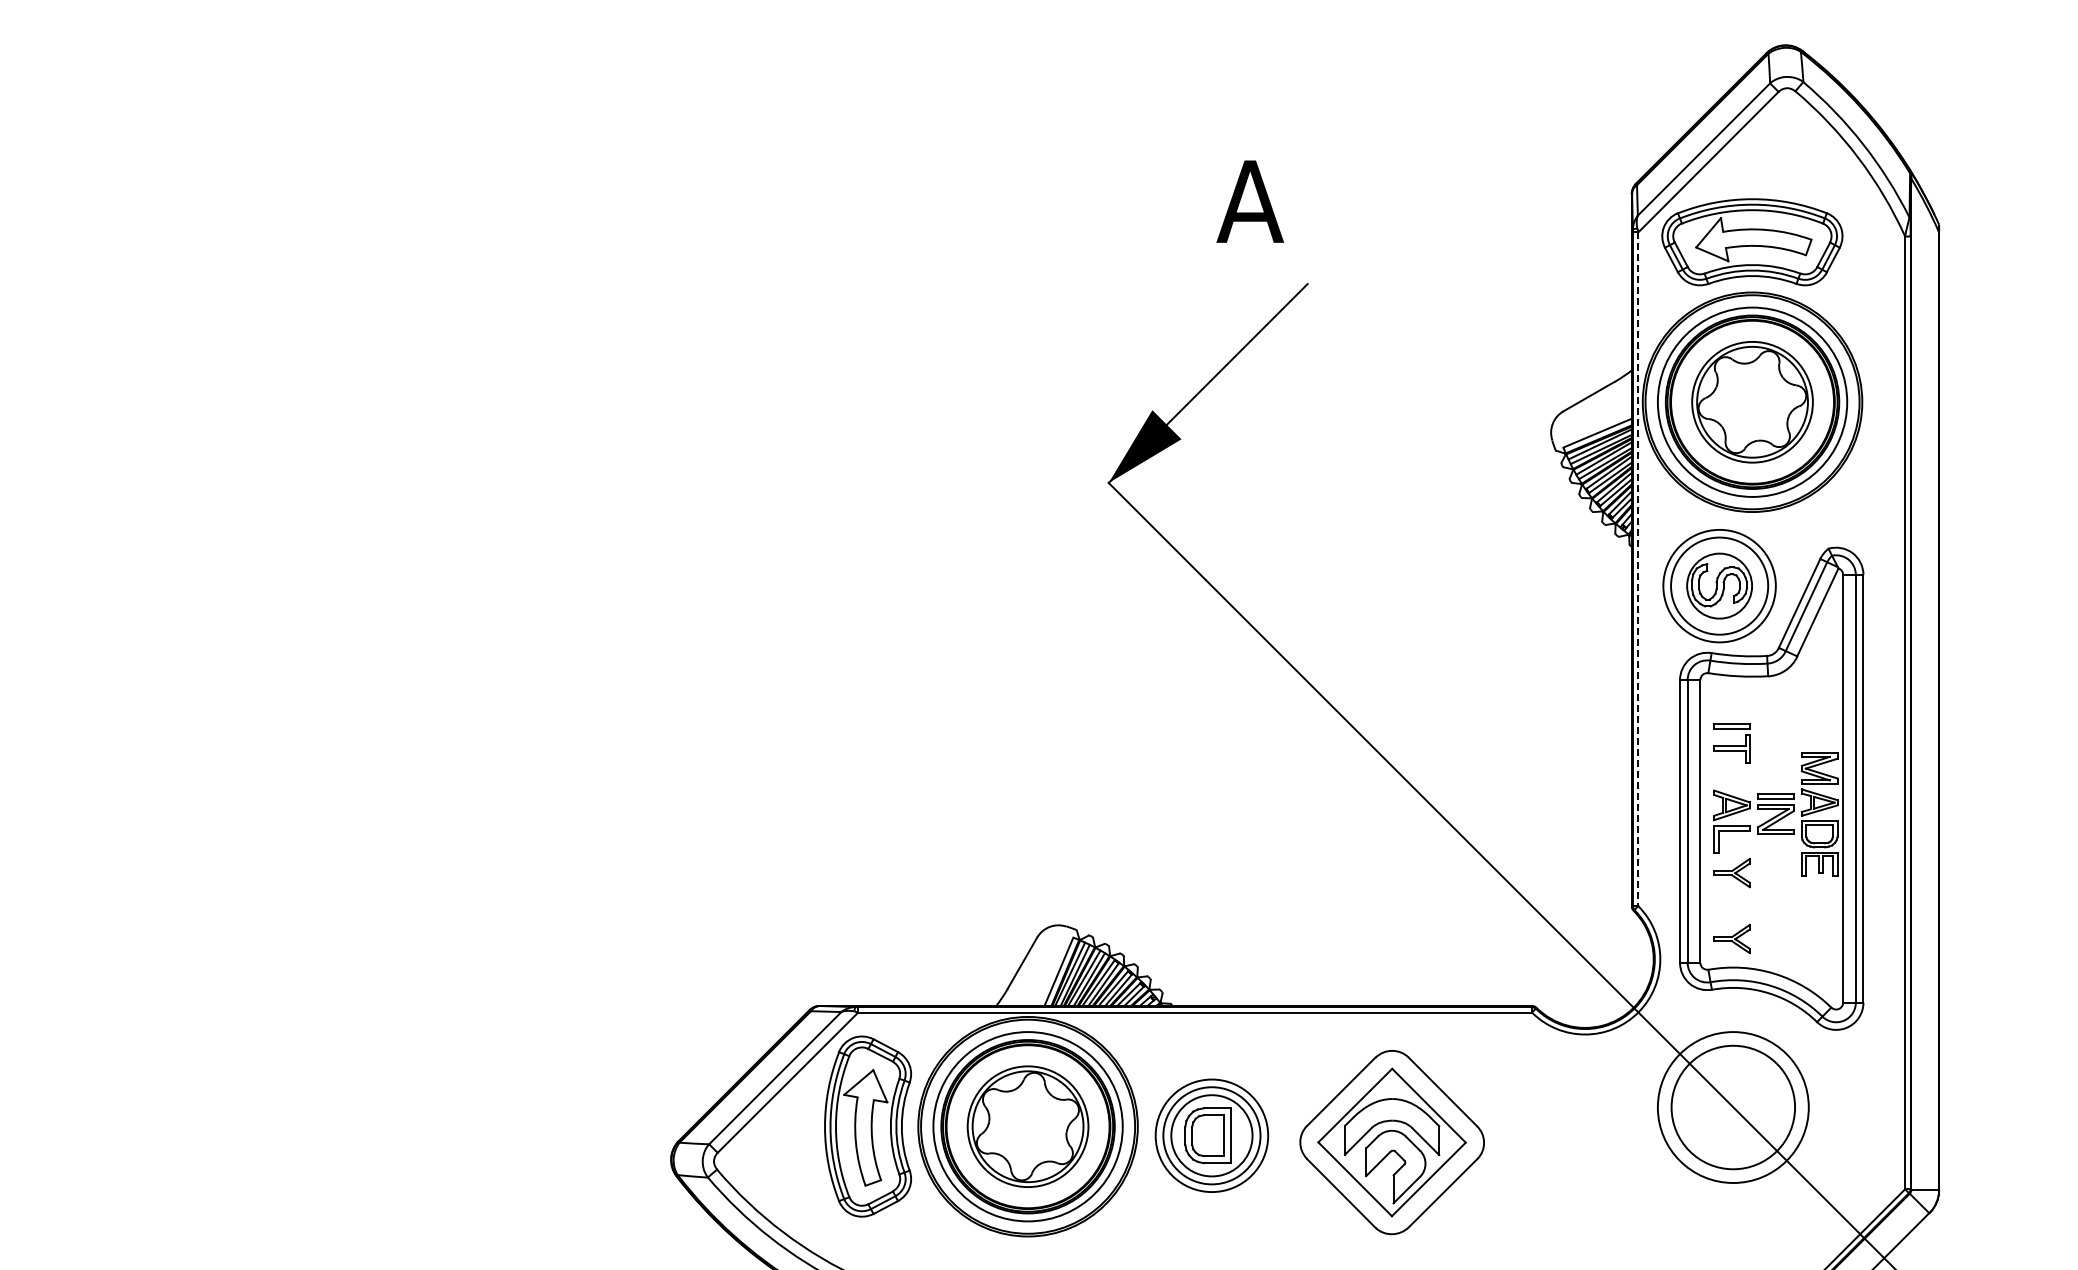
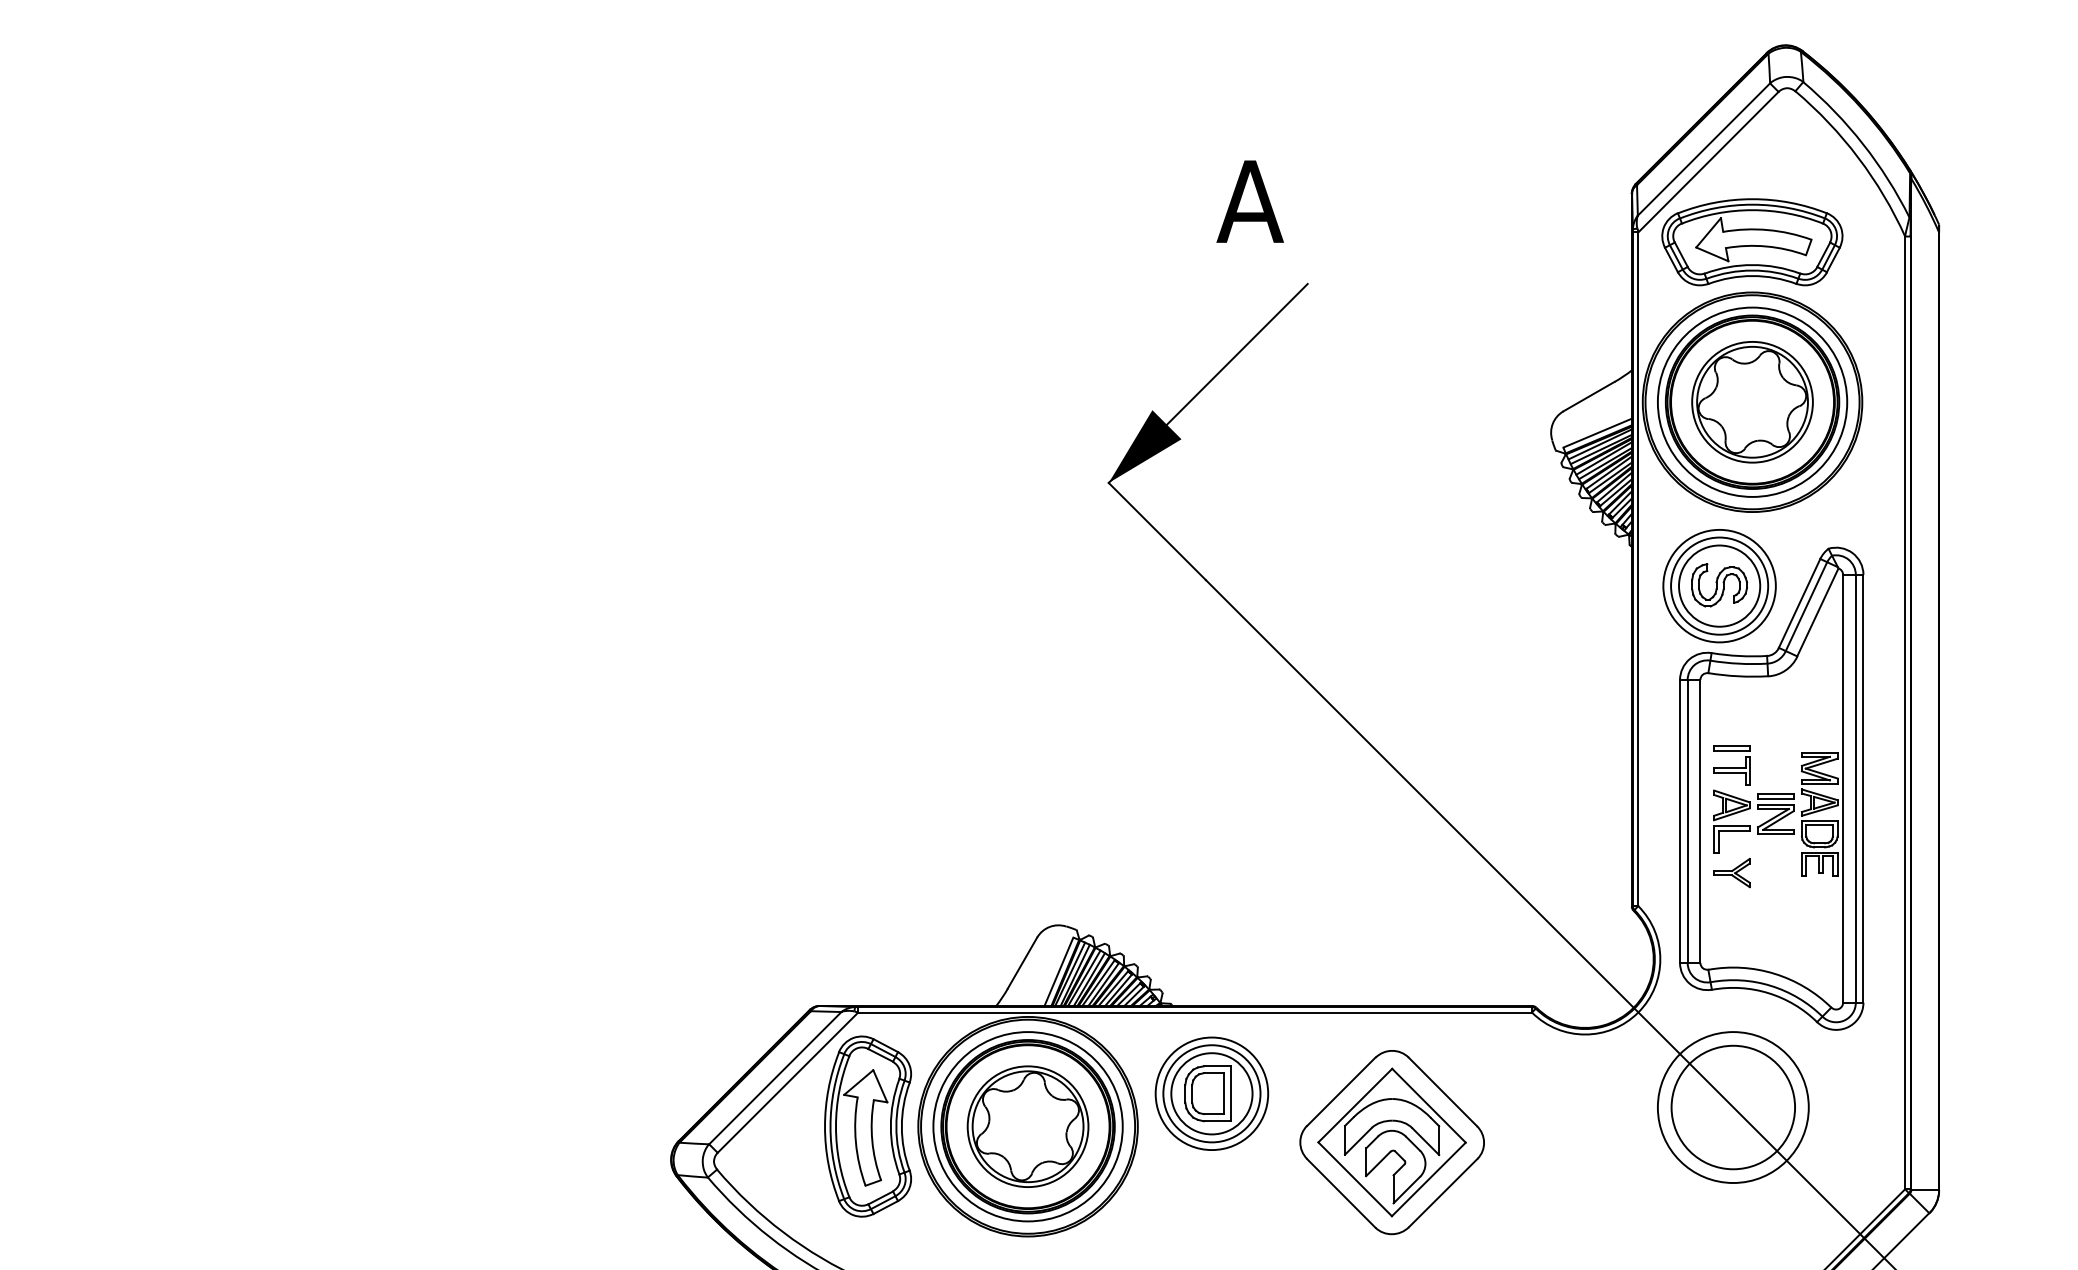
line: dashed -> solid (1638, 569)
circle diameter: 65 px -> 81 px (1719, 585)
part position: (1731, 743) -> (1731, 765) (1731, 765)
part: present -> none (1731, 939)
part position: (1211, 1135) -> (1211, 1093) (1211, 1093)
